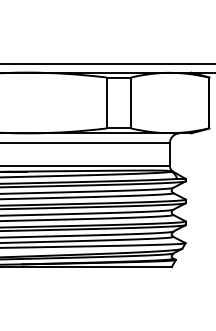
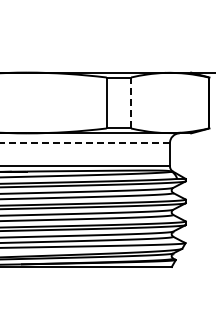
line: present -> none (107, 63)
line: solid -> dashed (131, 102)
line: solid -> dashed (85, 143)
